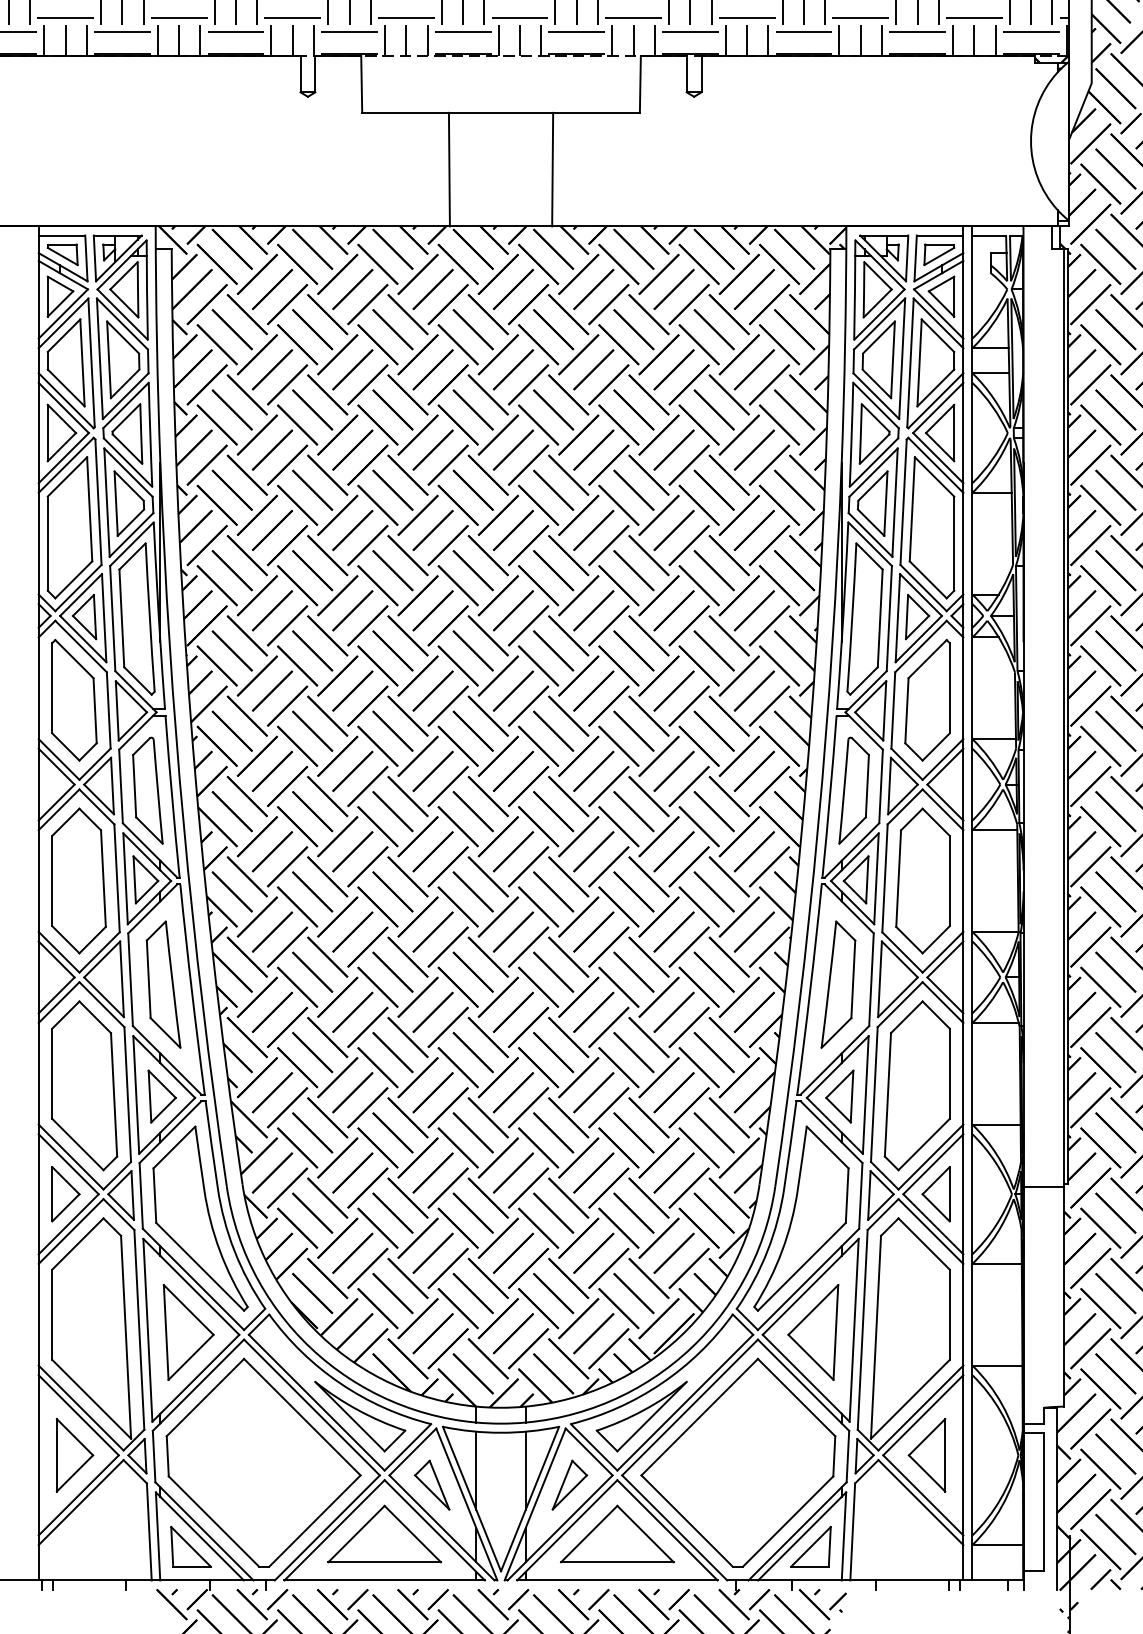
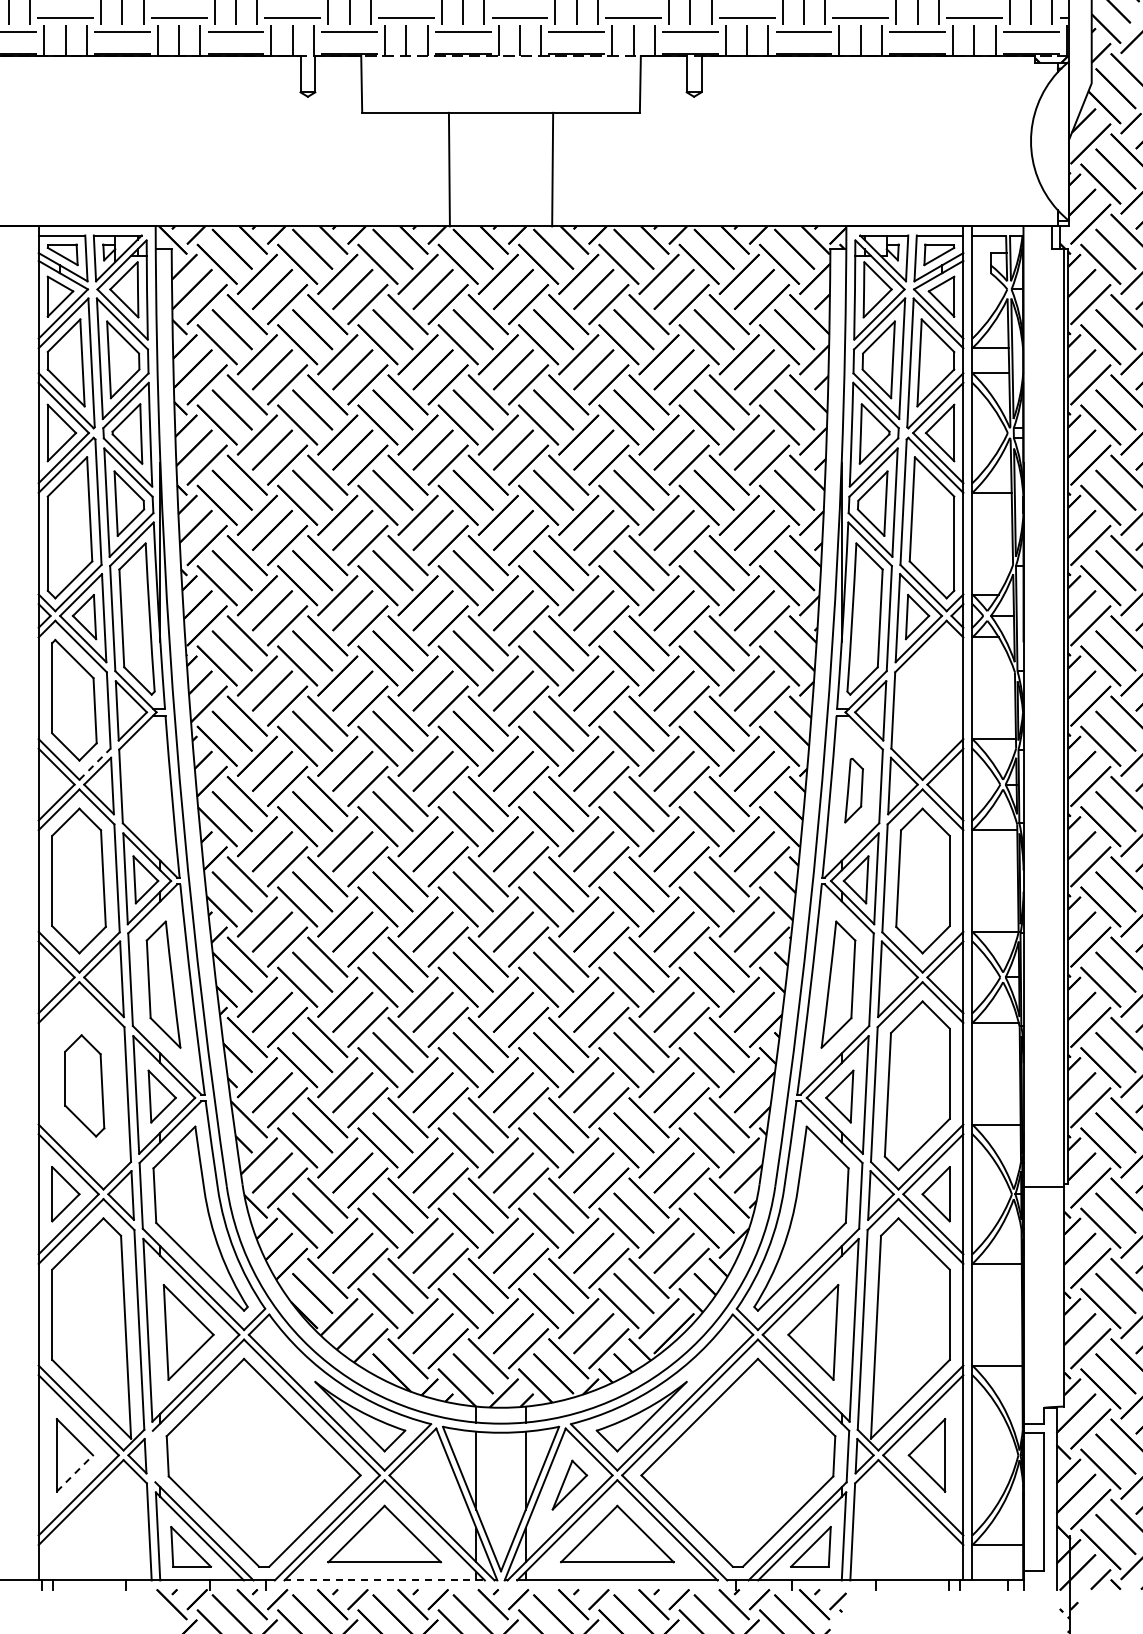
part: present -> none (927, 699)
line: solid -> dashed (95, 763)
part: present -> none (147, 790)
part size: 32x109 px -> 20x66 px (853, 790)
part size: 68x172 px -> 42x104 px (84, 1085)
line: present -> none (153, 1456)
line: solid -> dashed (74, 1473)
part: present -> none (432, 1484)
line: solid -> dashed (385, 1580)
